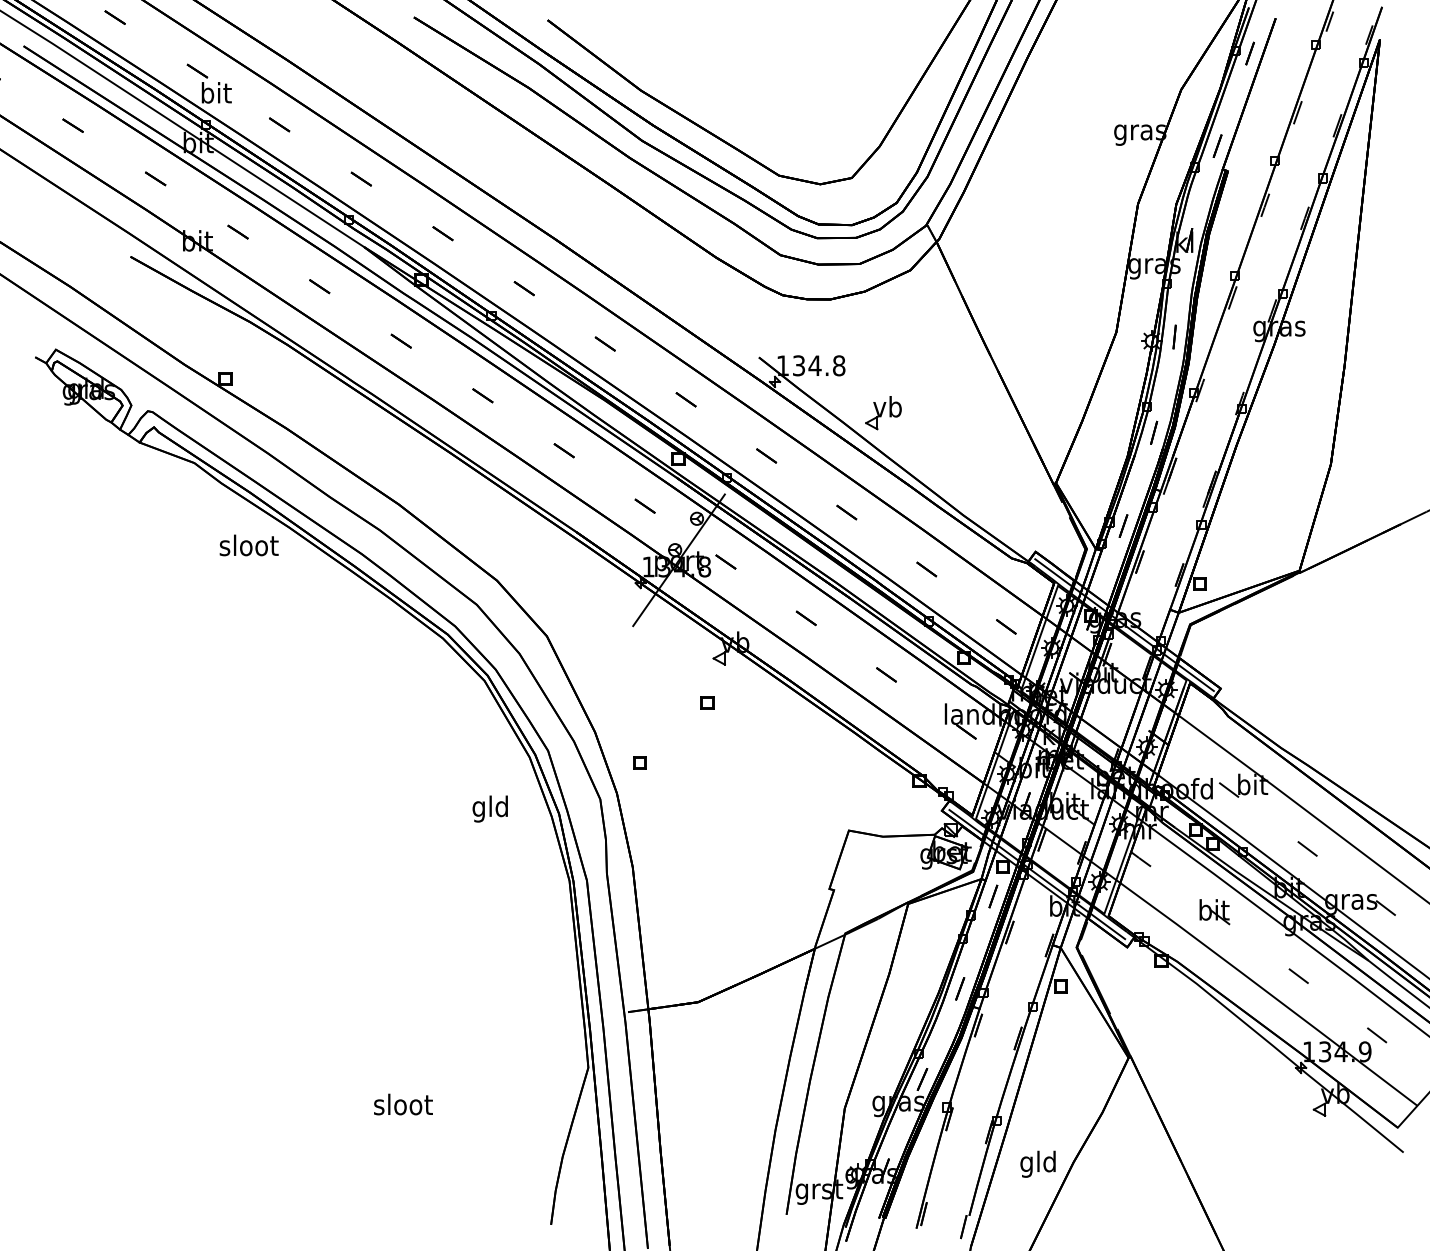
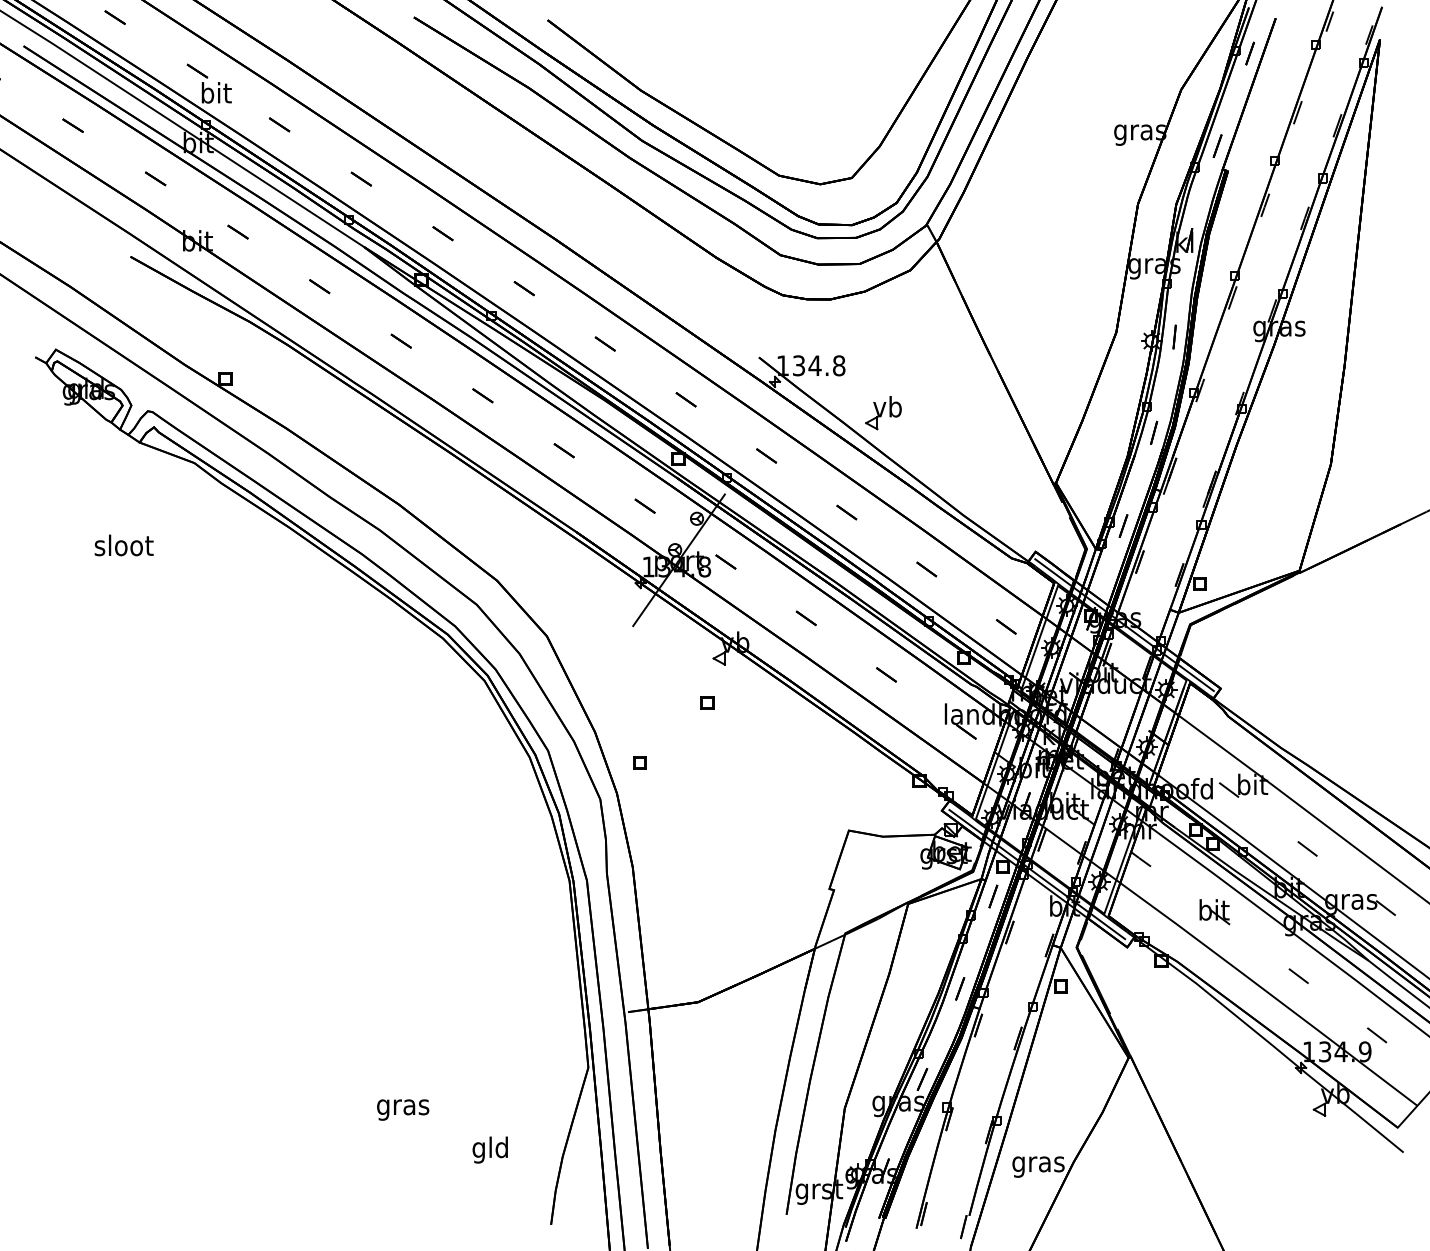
text position: (248, 545) -> (123, 545) (123, 545)
text position: (489, 808) -> (489, 1149) (489, 1149)
text: sloot -> gras (403, 1106)
text: gld -> gras (1038, 1163)
